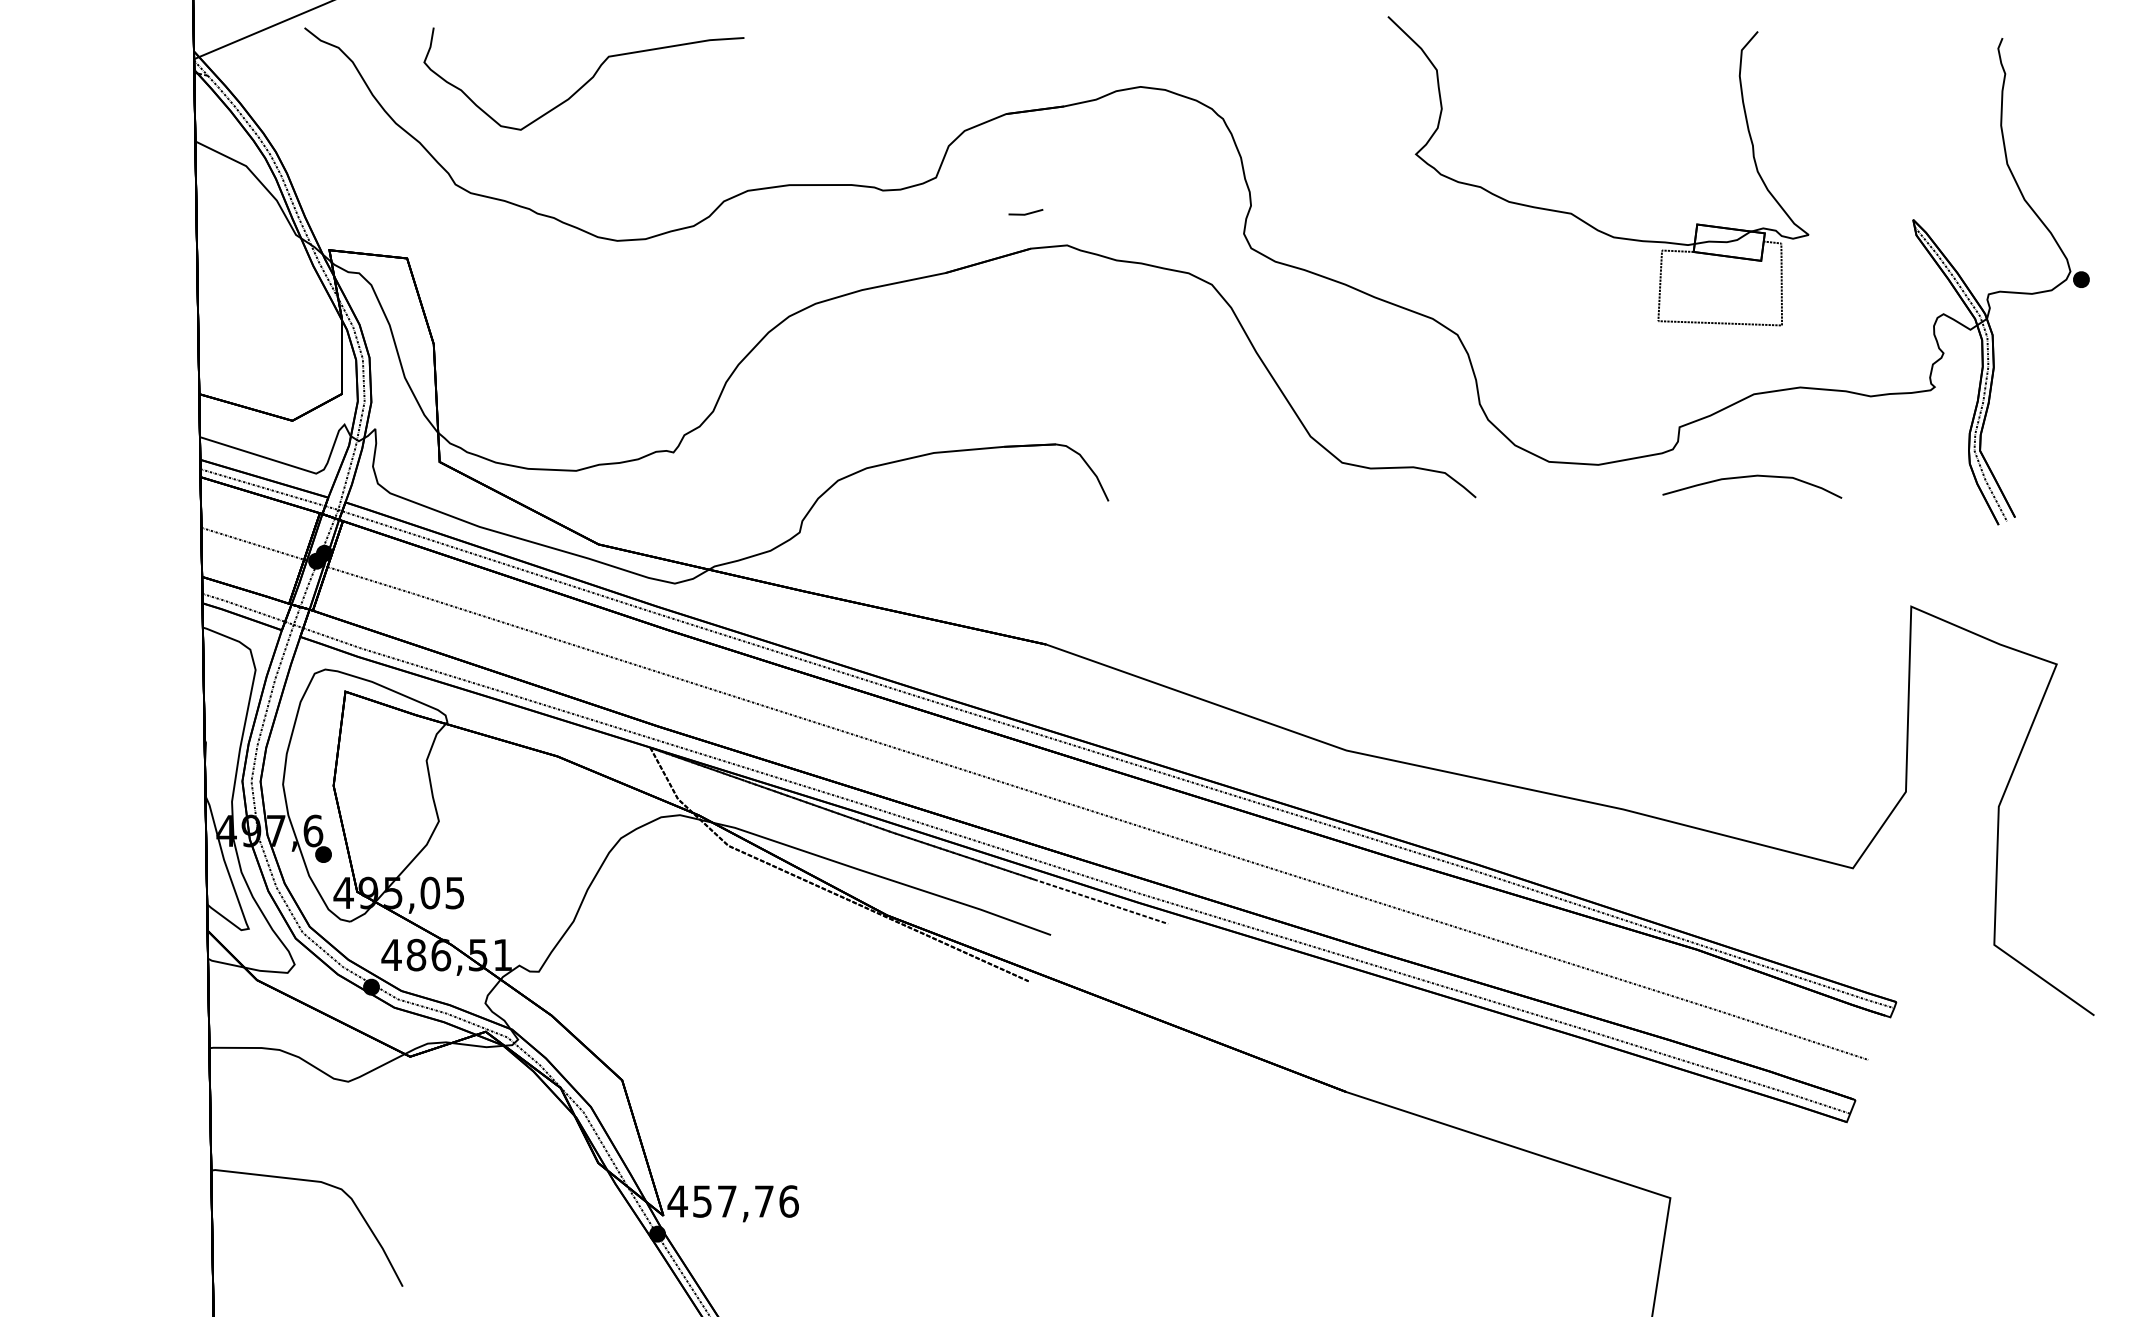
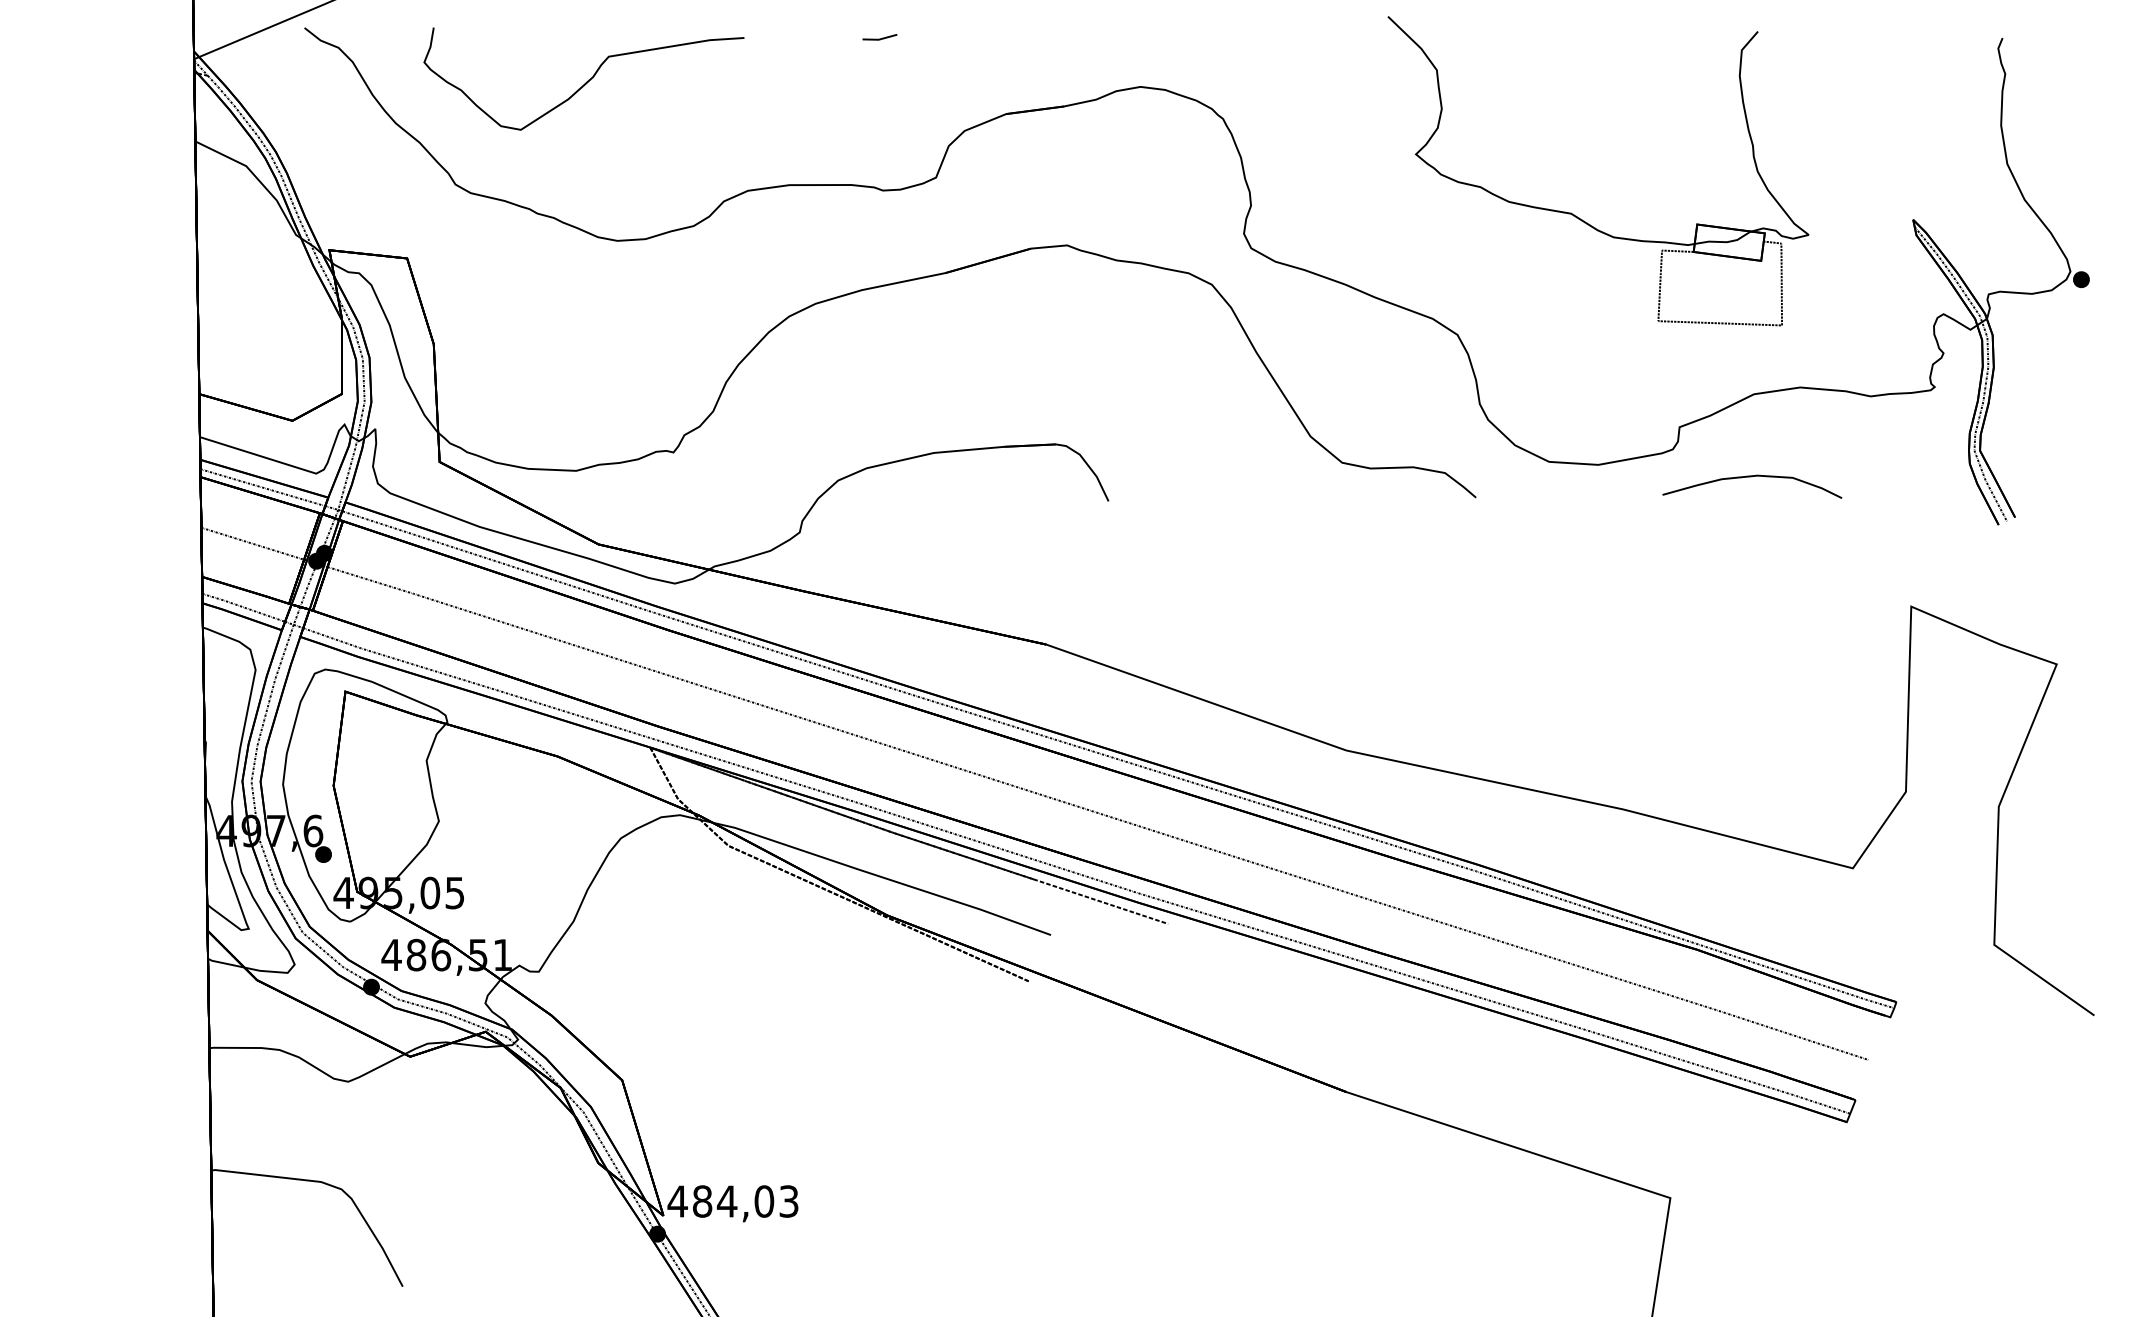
line position: (1025, 213) -> (879, 38) (879, 38)
text: 457,76 -> 484,03 (745, 1201)
